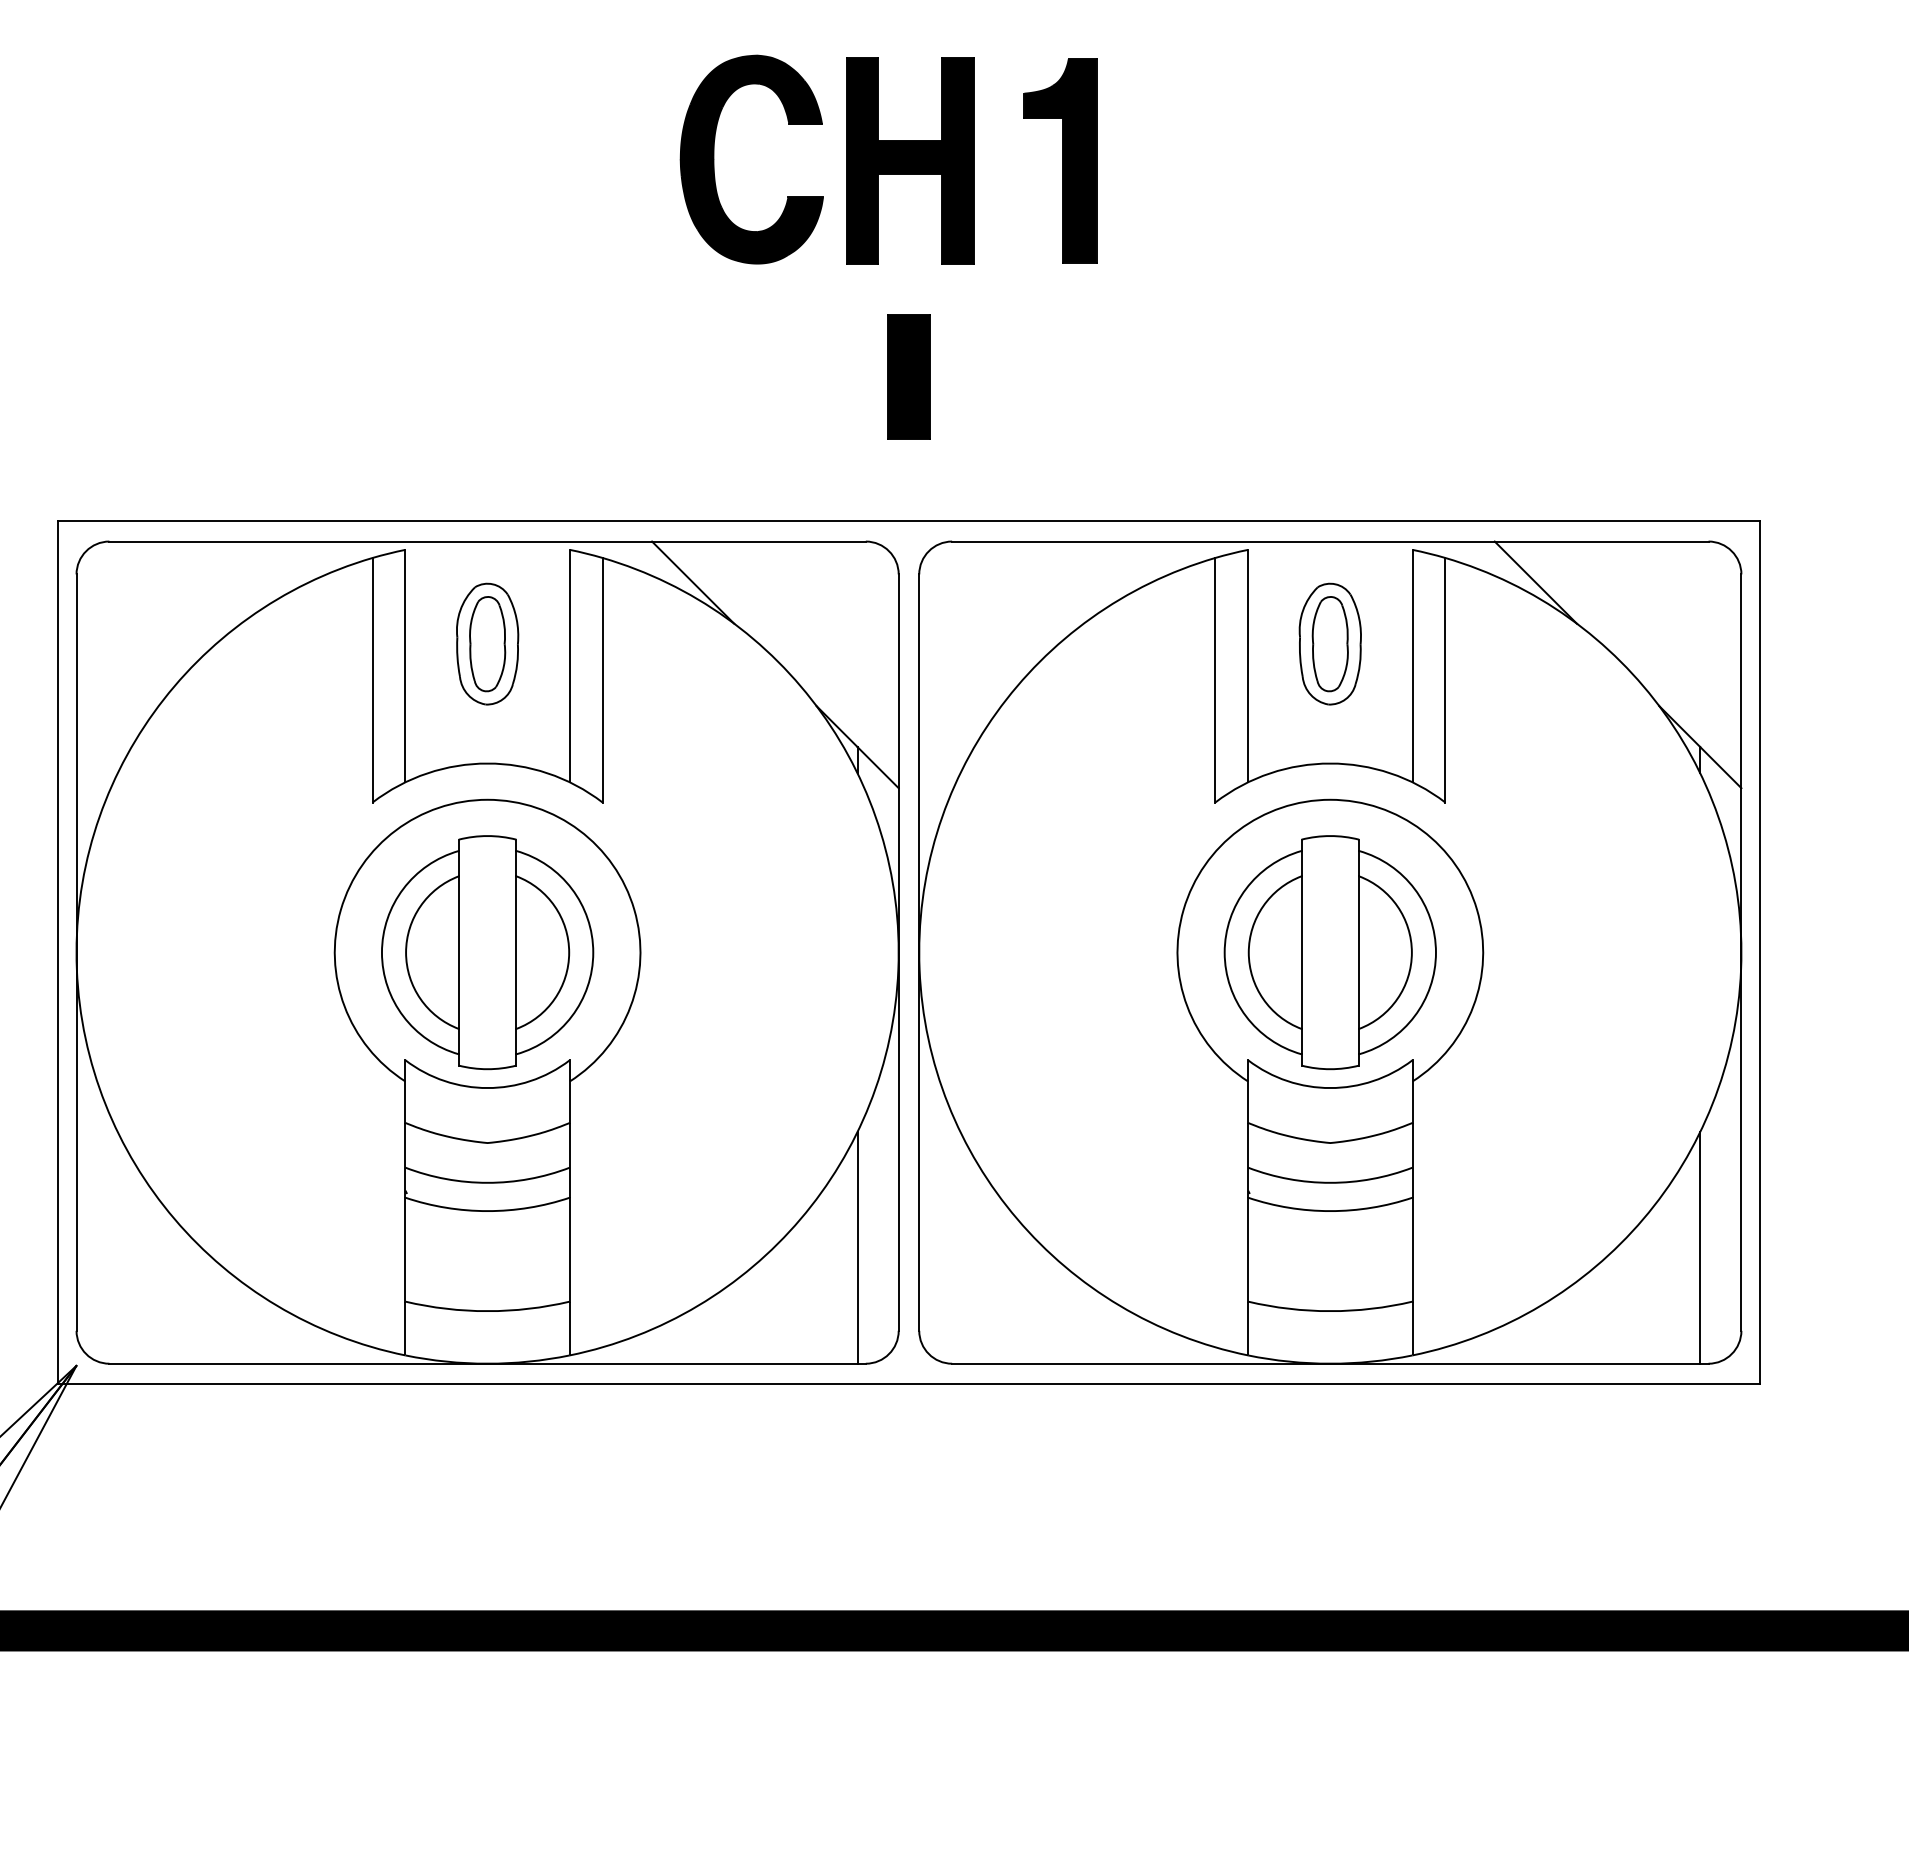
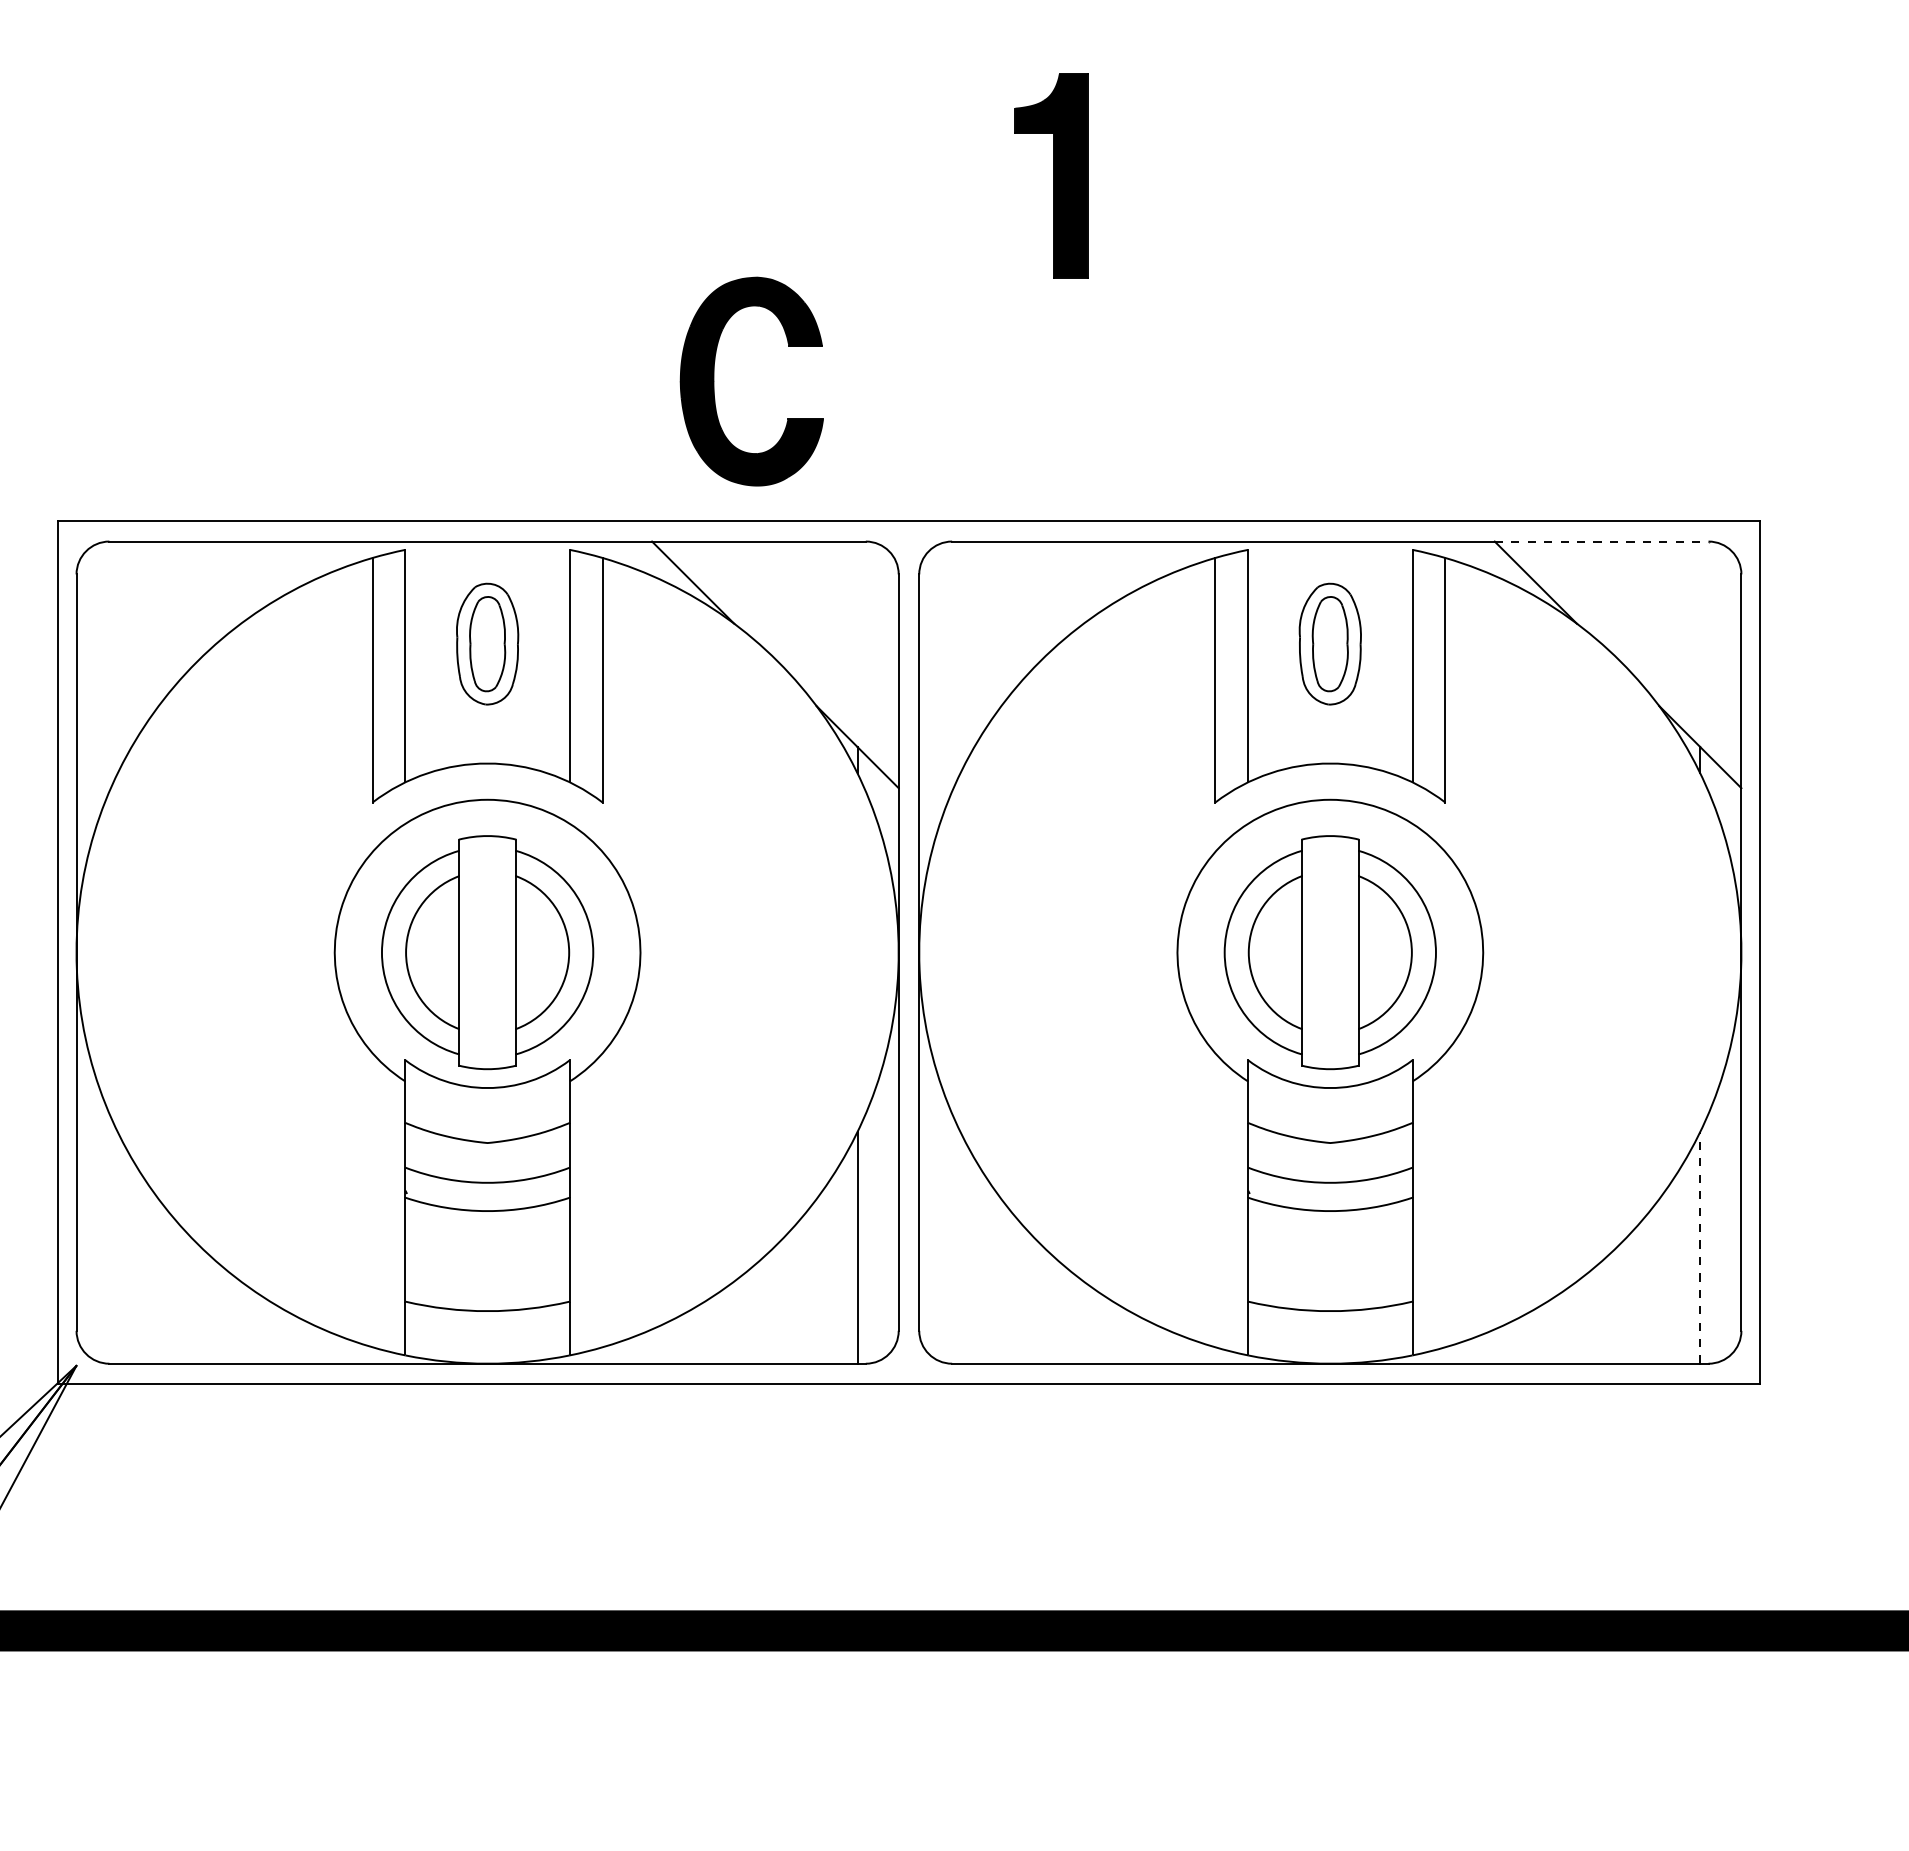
part position: (714, 159) -> (714, 381) (714, 381)
part: present -> none (910, 160)
part position: (1060, 160) -> (1051, 175) (1051, 175)
part: present -> none (908, 376)
line: solid -> dashed (1601, 541)
line: solid -> dashed (1700, 1247)
